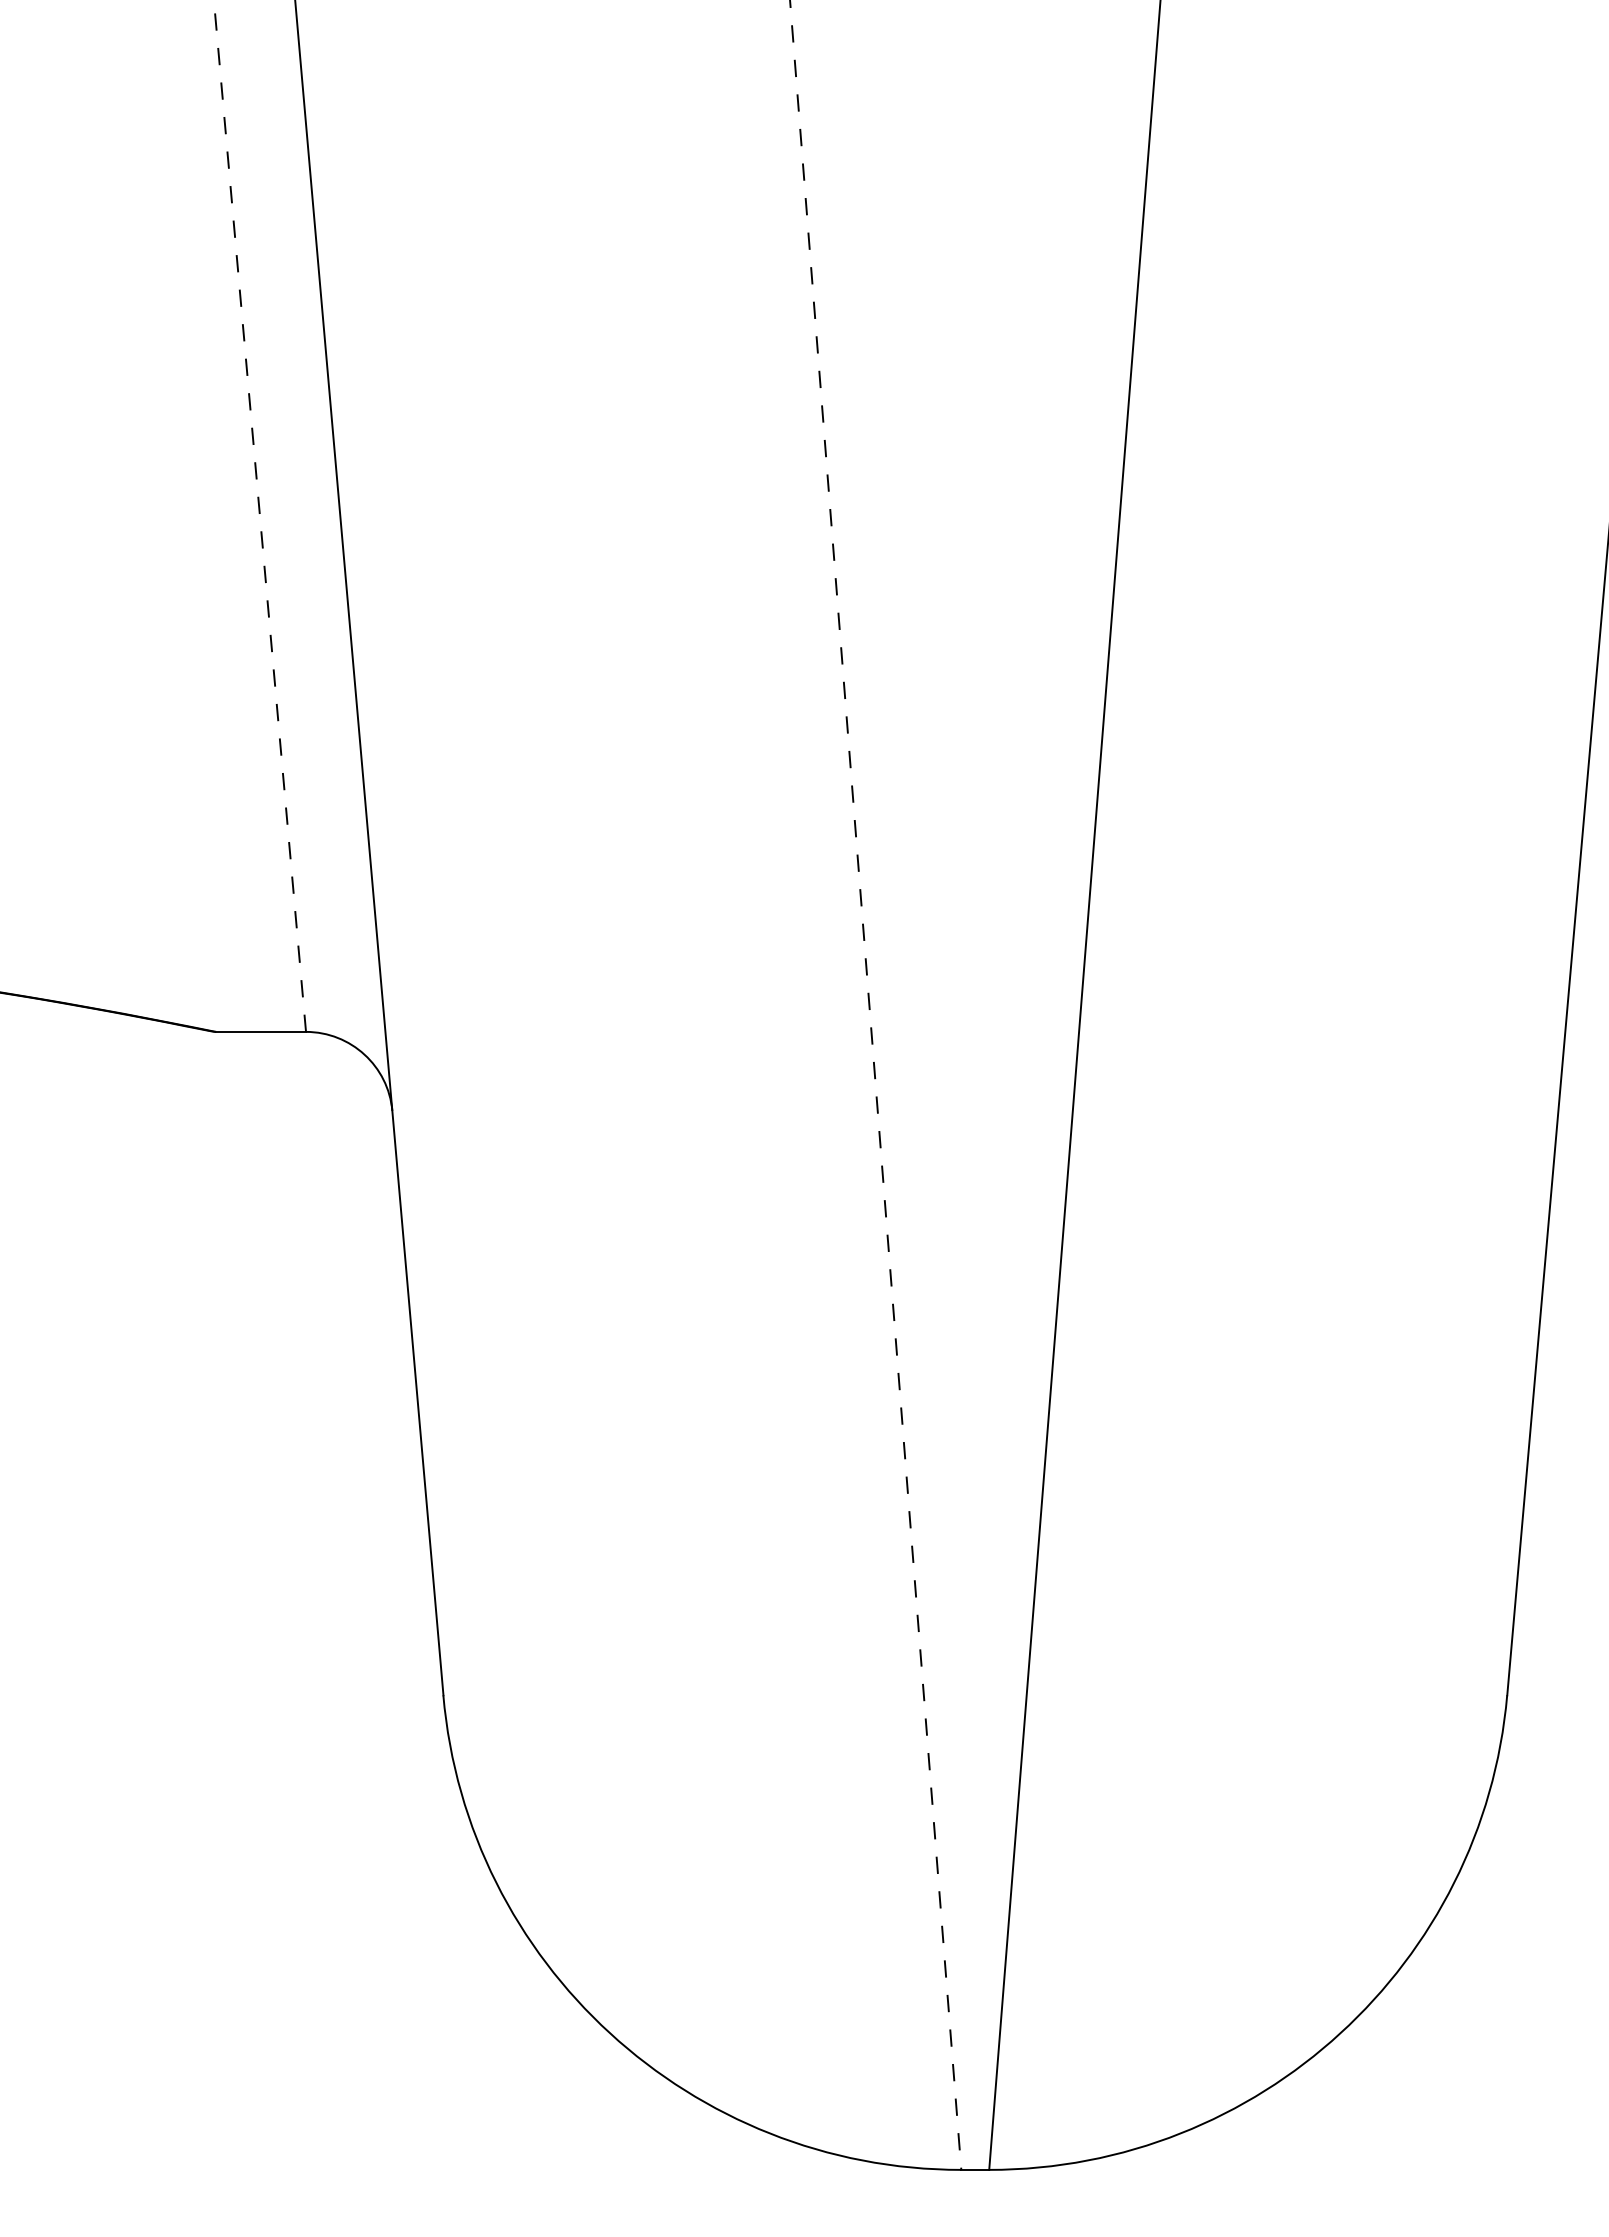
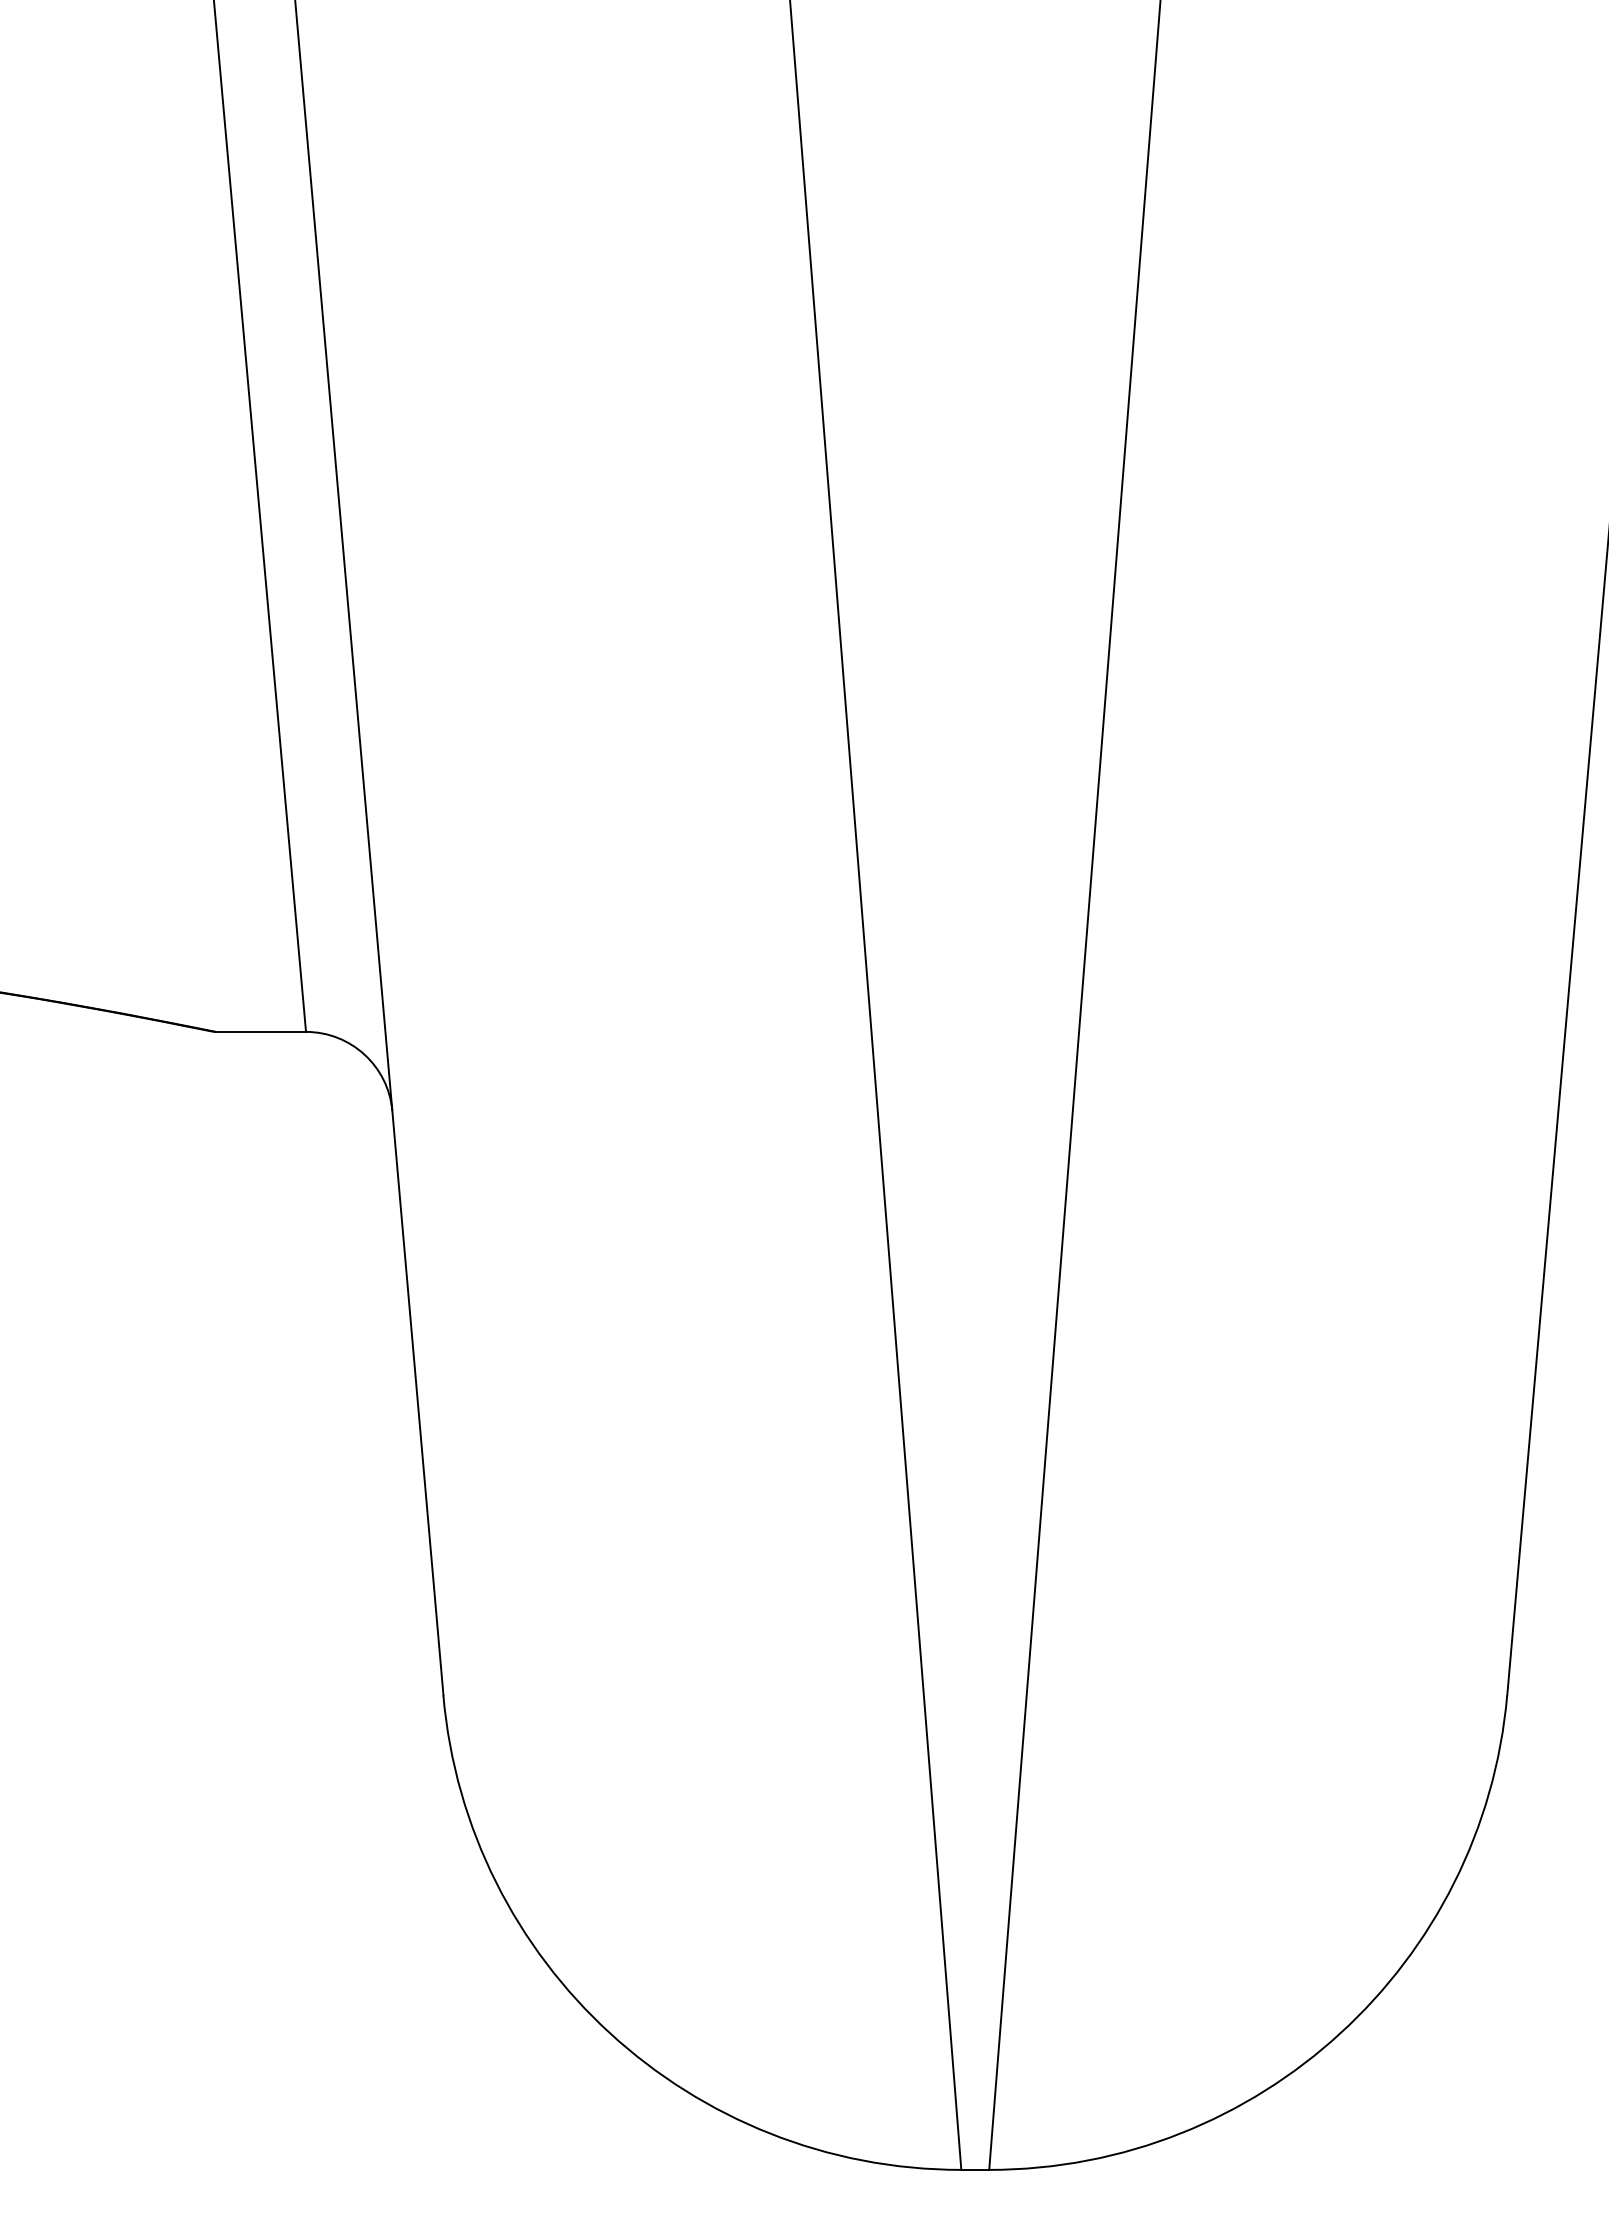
line: dashed -> solid (259, 516)
line: dashed -> solid (875, 1085)
